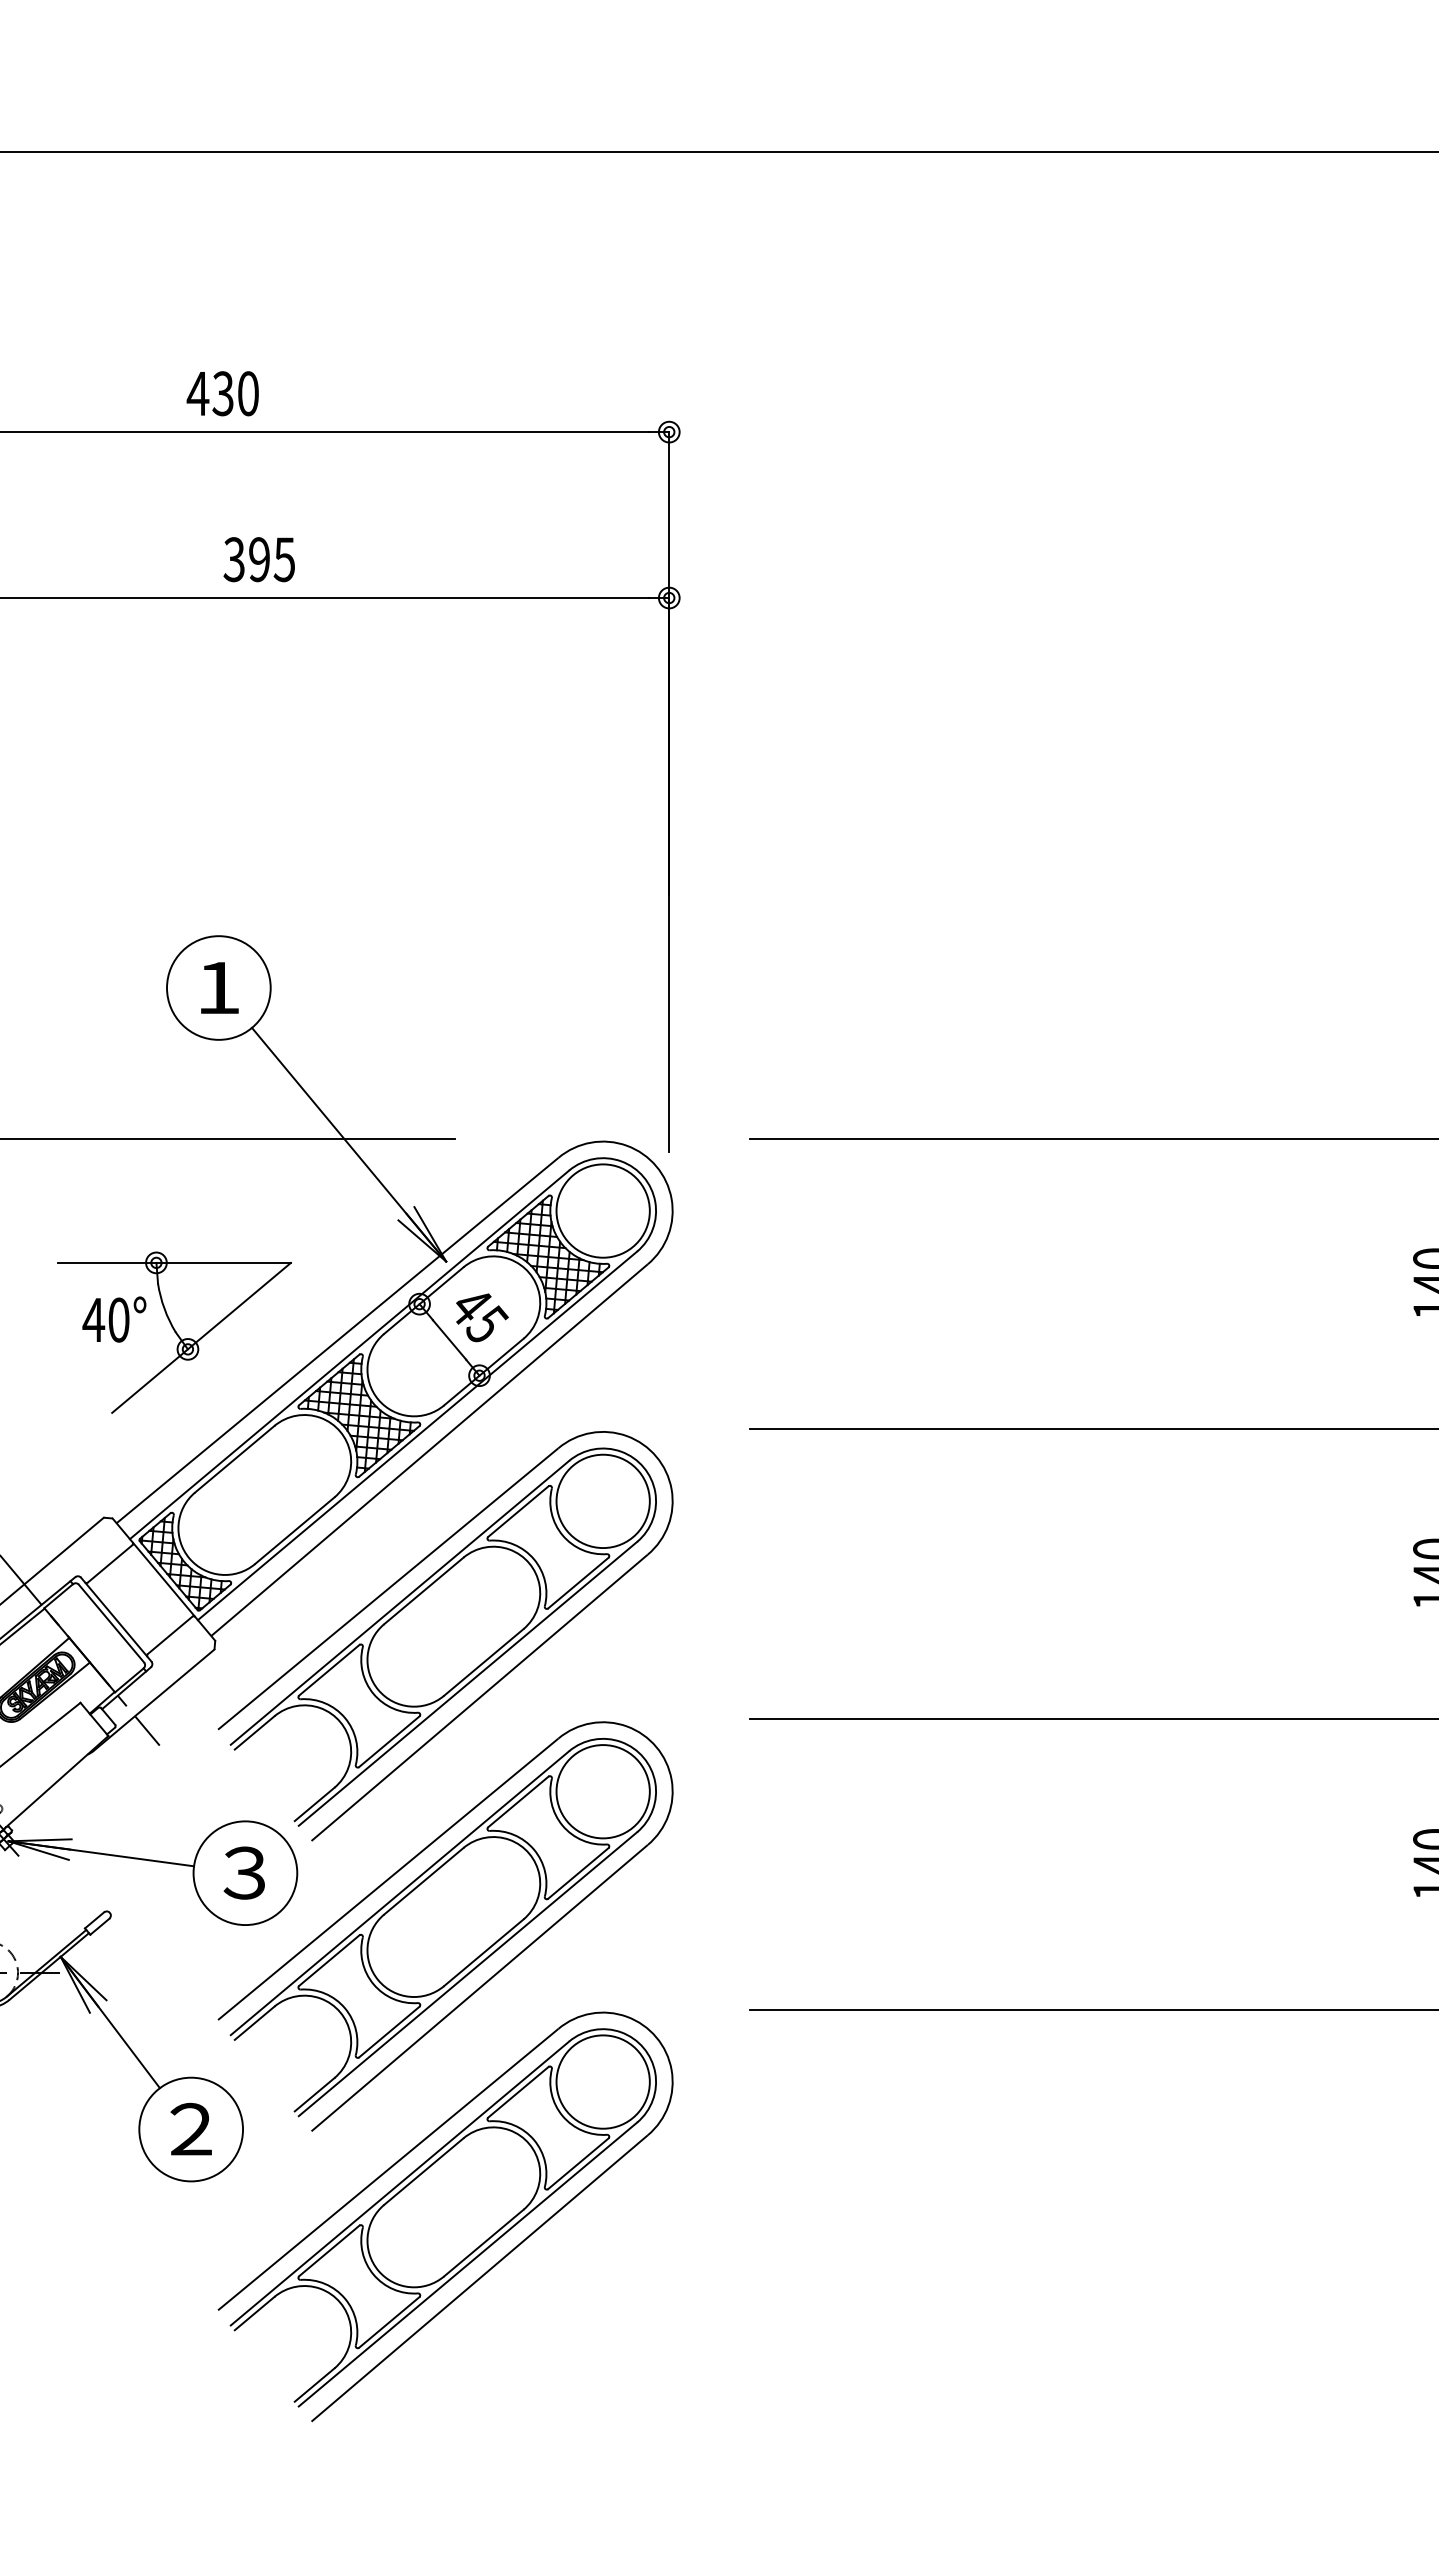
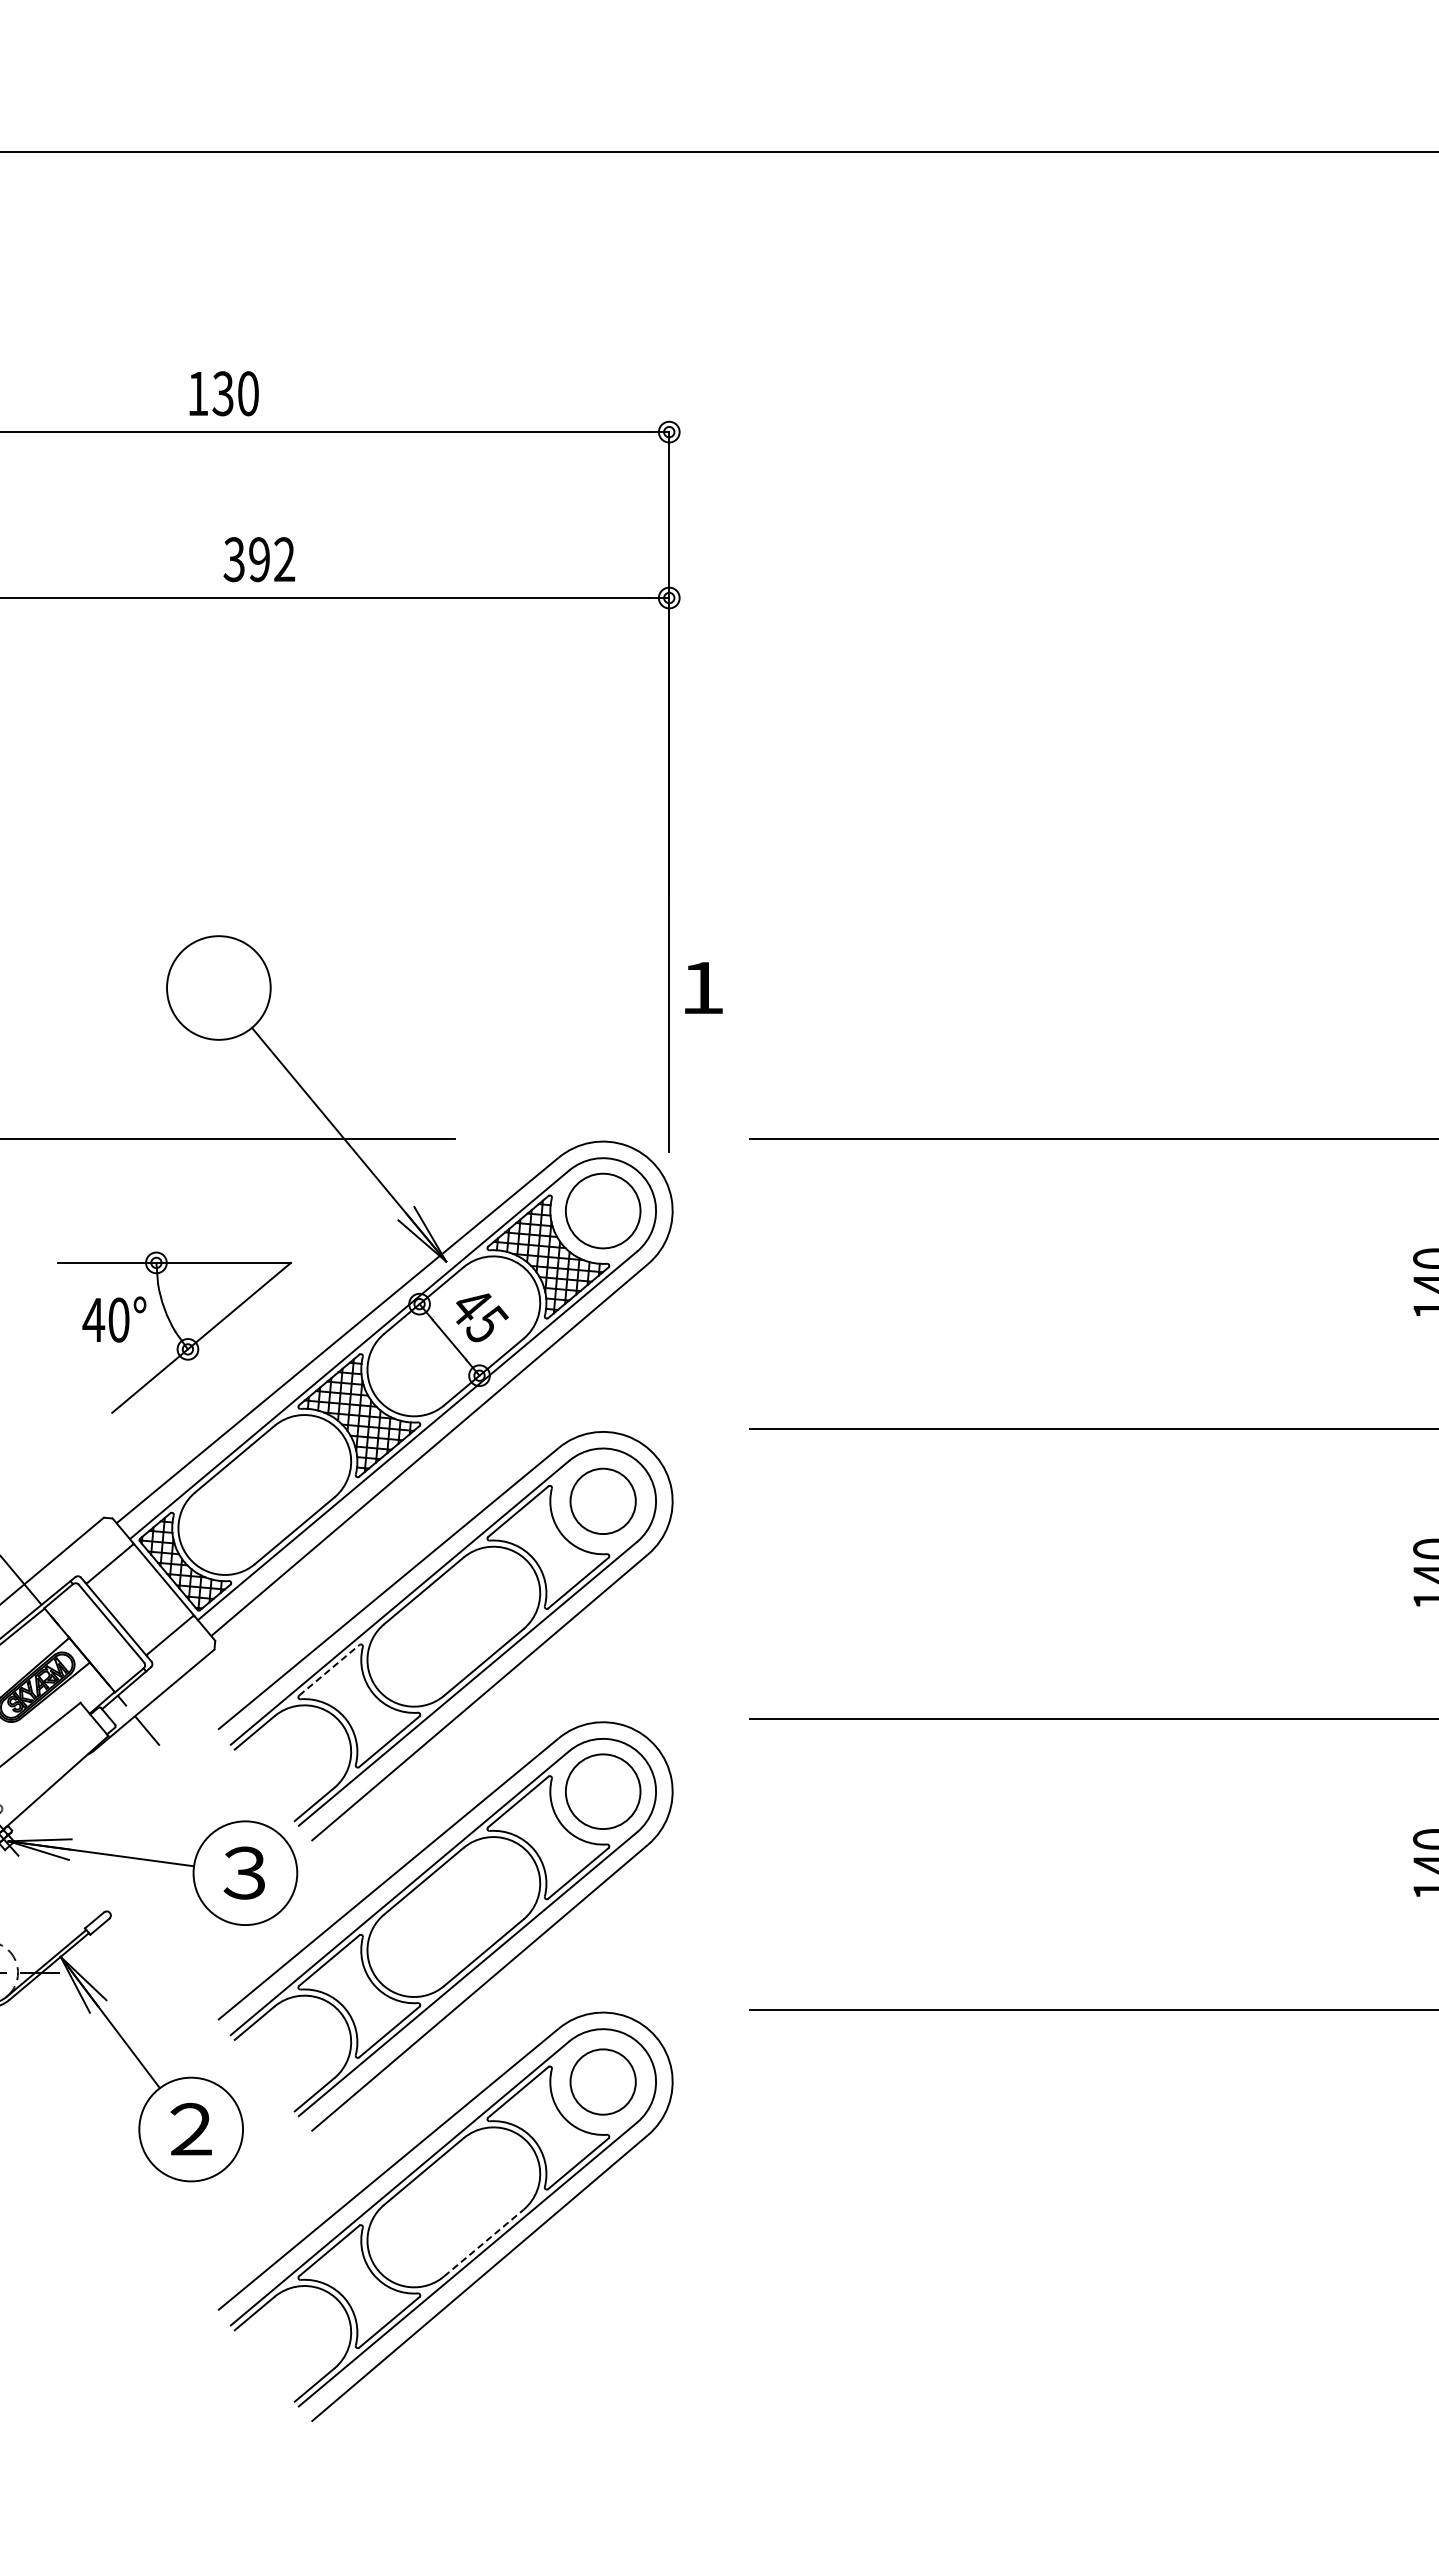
text: 430 -> 130 (197, 393)
text: 395 -> 392 (284, 559)
text position: (219, 987) -> (703, 987) (703, 987)
circle diameter: 93 px -> 75 px (602, 1210)
circle diameter: 93 px -> 65 px (602, 1501)
line: solid -> dashed (329, 1669)
circle diameter: 93 px -> 75 px (602, 1791)
circle diameter: 93 px -> 65 px (602, 2081)
line: solid -> dashed (483, 2243)
